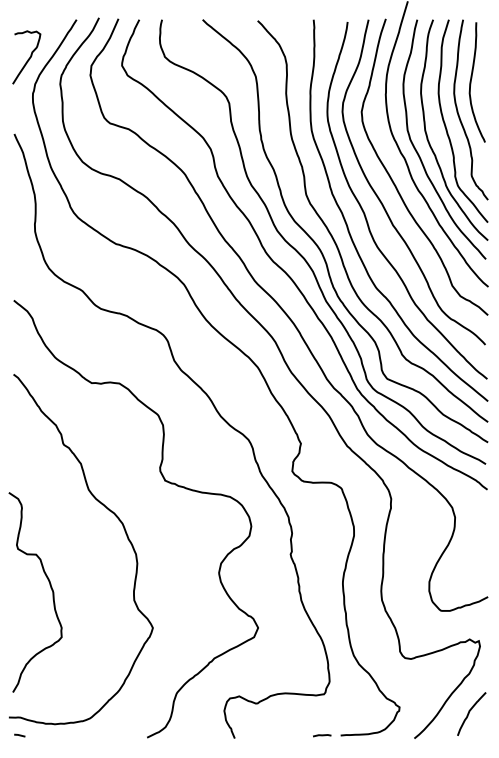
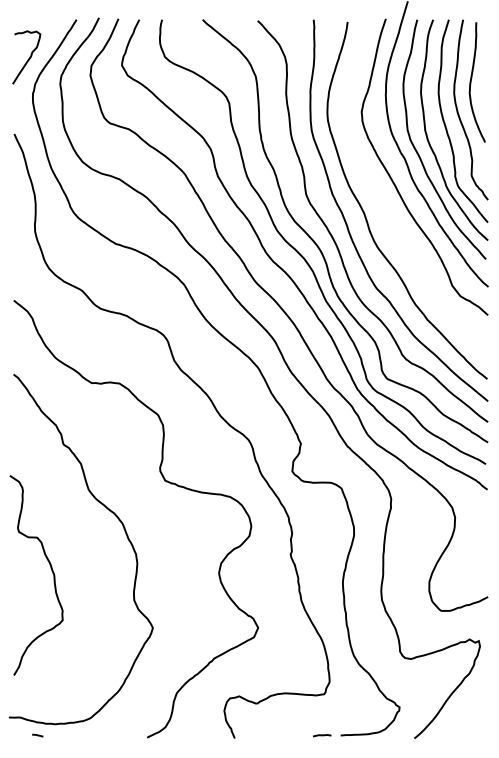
curve: present -> none (382, 202)
curve position: (50, 588) -> (51, 571) (51, 571)
curve: present -> none (469, 713)
line position: (19, 735) -> (37, 735) (37, 735)
